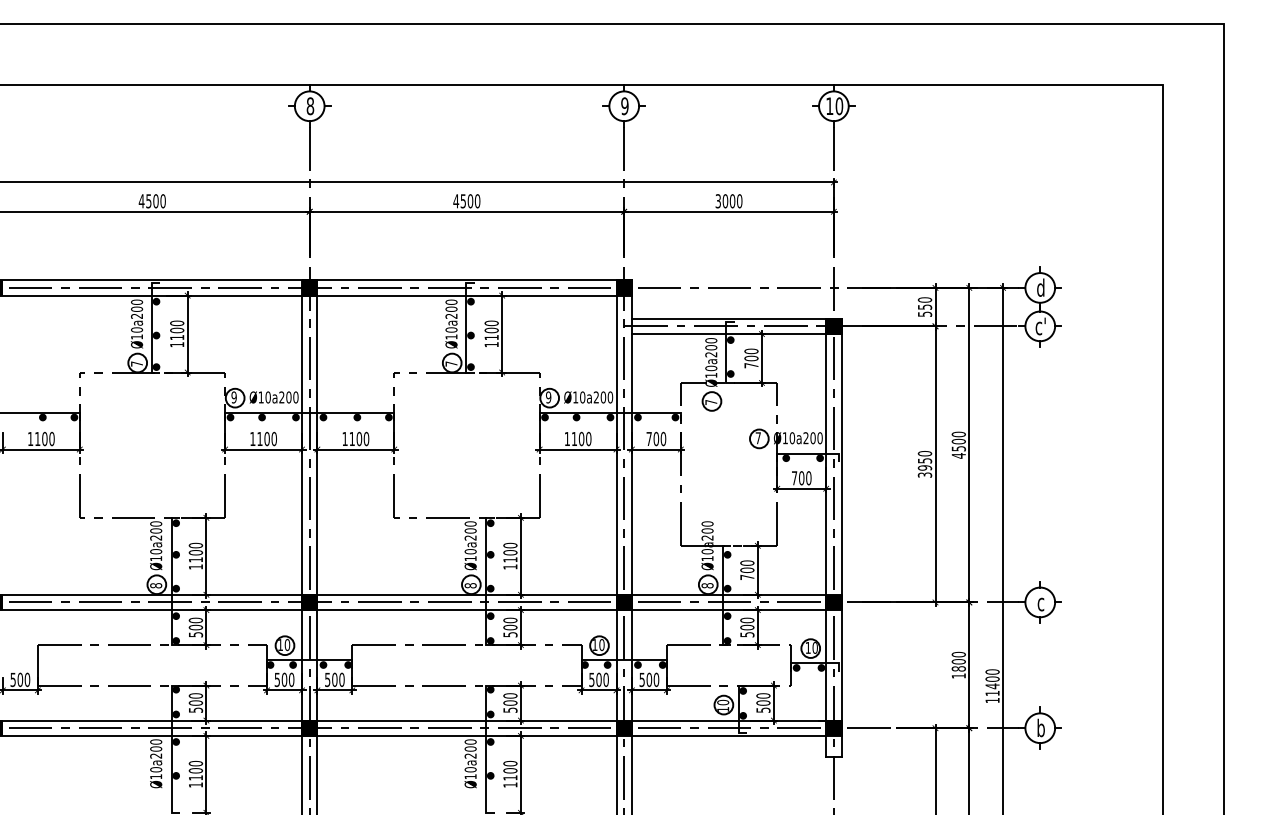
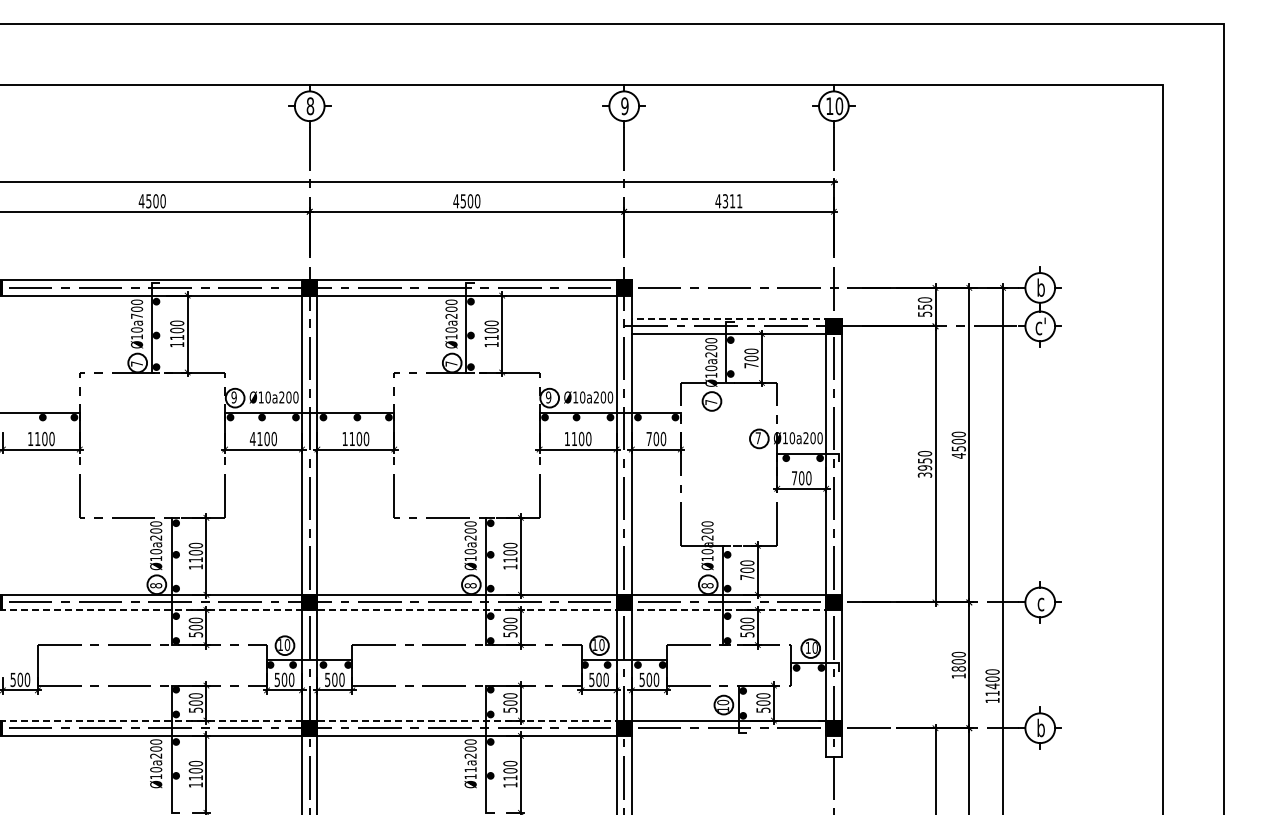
text: 3000 -> 4311 (728, 201)
text: d -> b (1040, 287)
text: Ø10a200 -> Ø10a700 (136, 315)
line: solid -> dashed (736, 318)
text: 1100 -> 4100 (252, 438)
line: solid -> dashed (413, 610)
line: solid -> dashed (308, 720)
line: present -> none (728, 735)
text: Ø10a200 -> Ø11a200 (470, 769)
